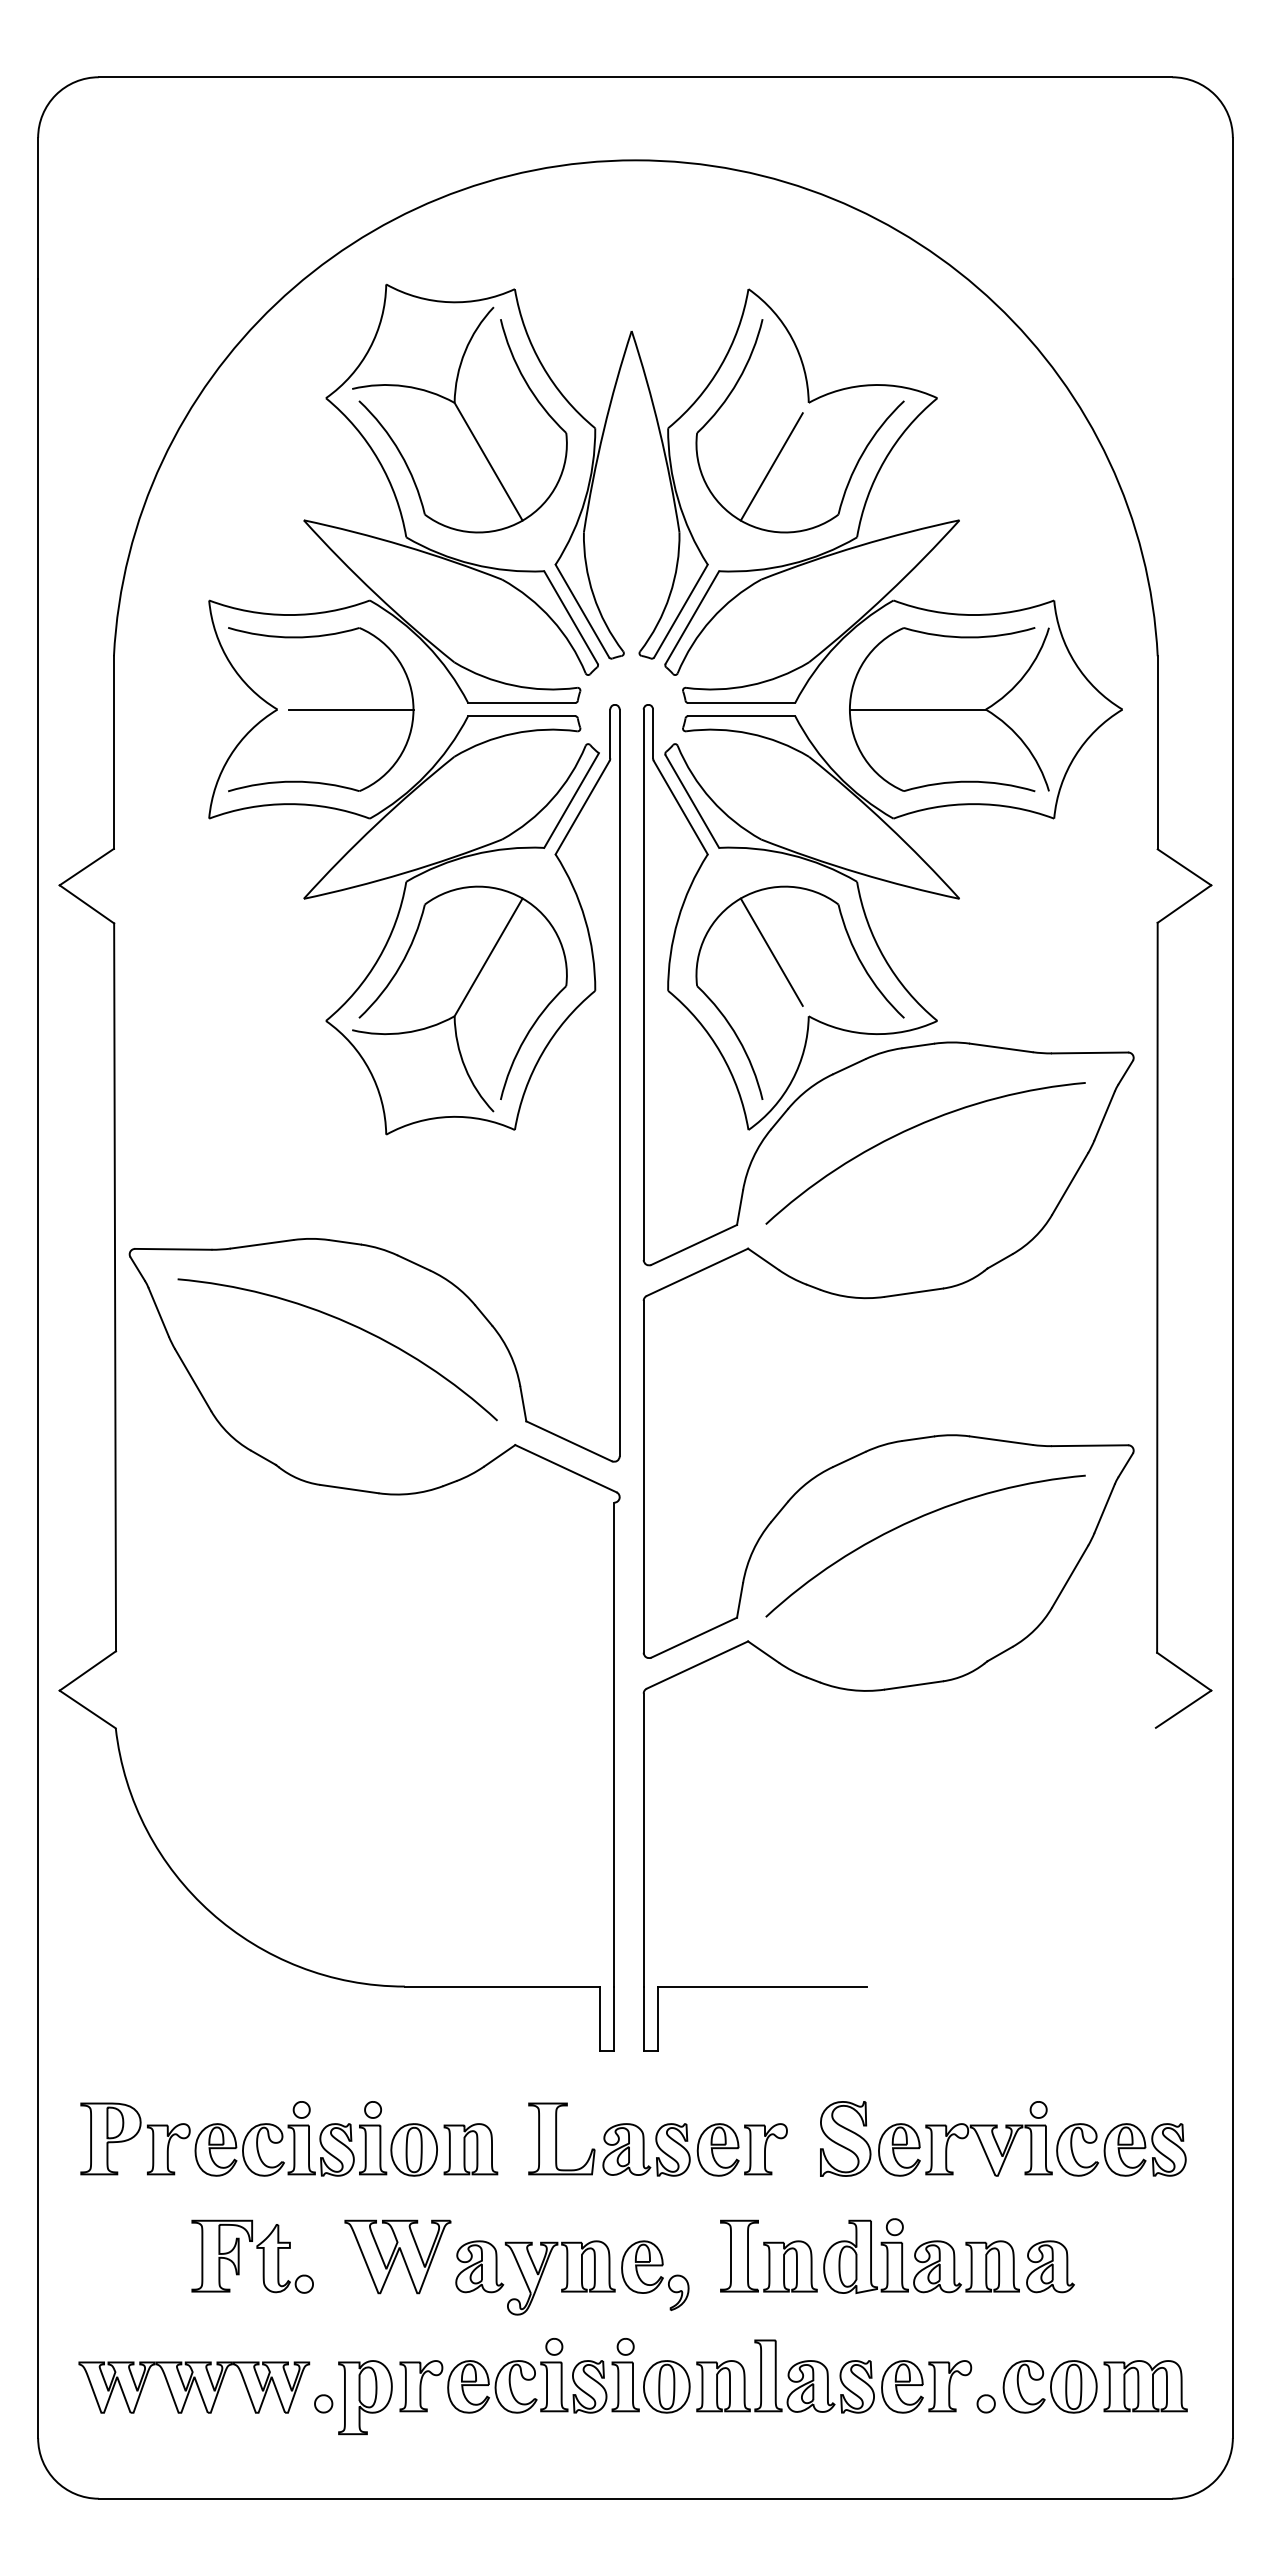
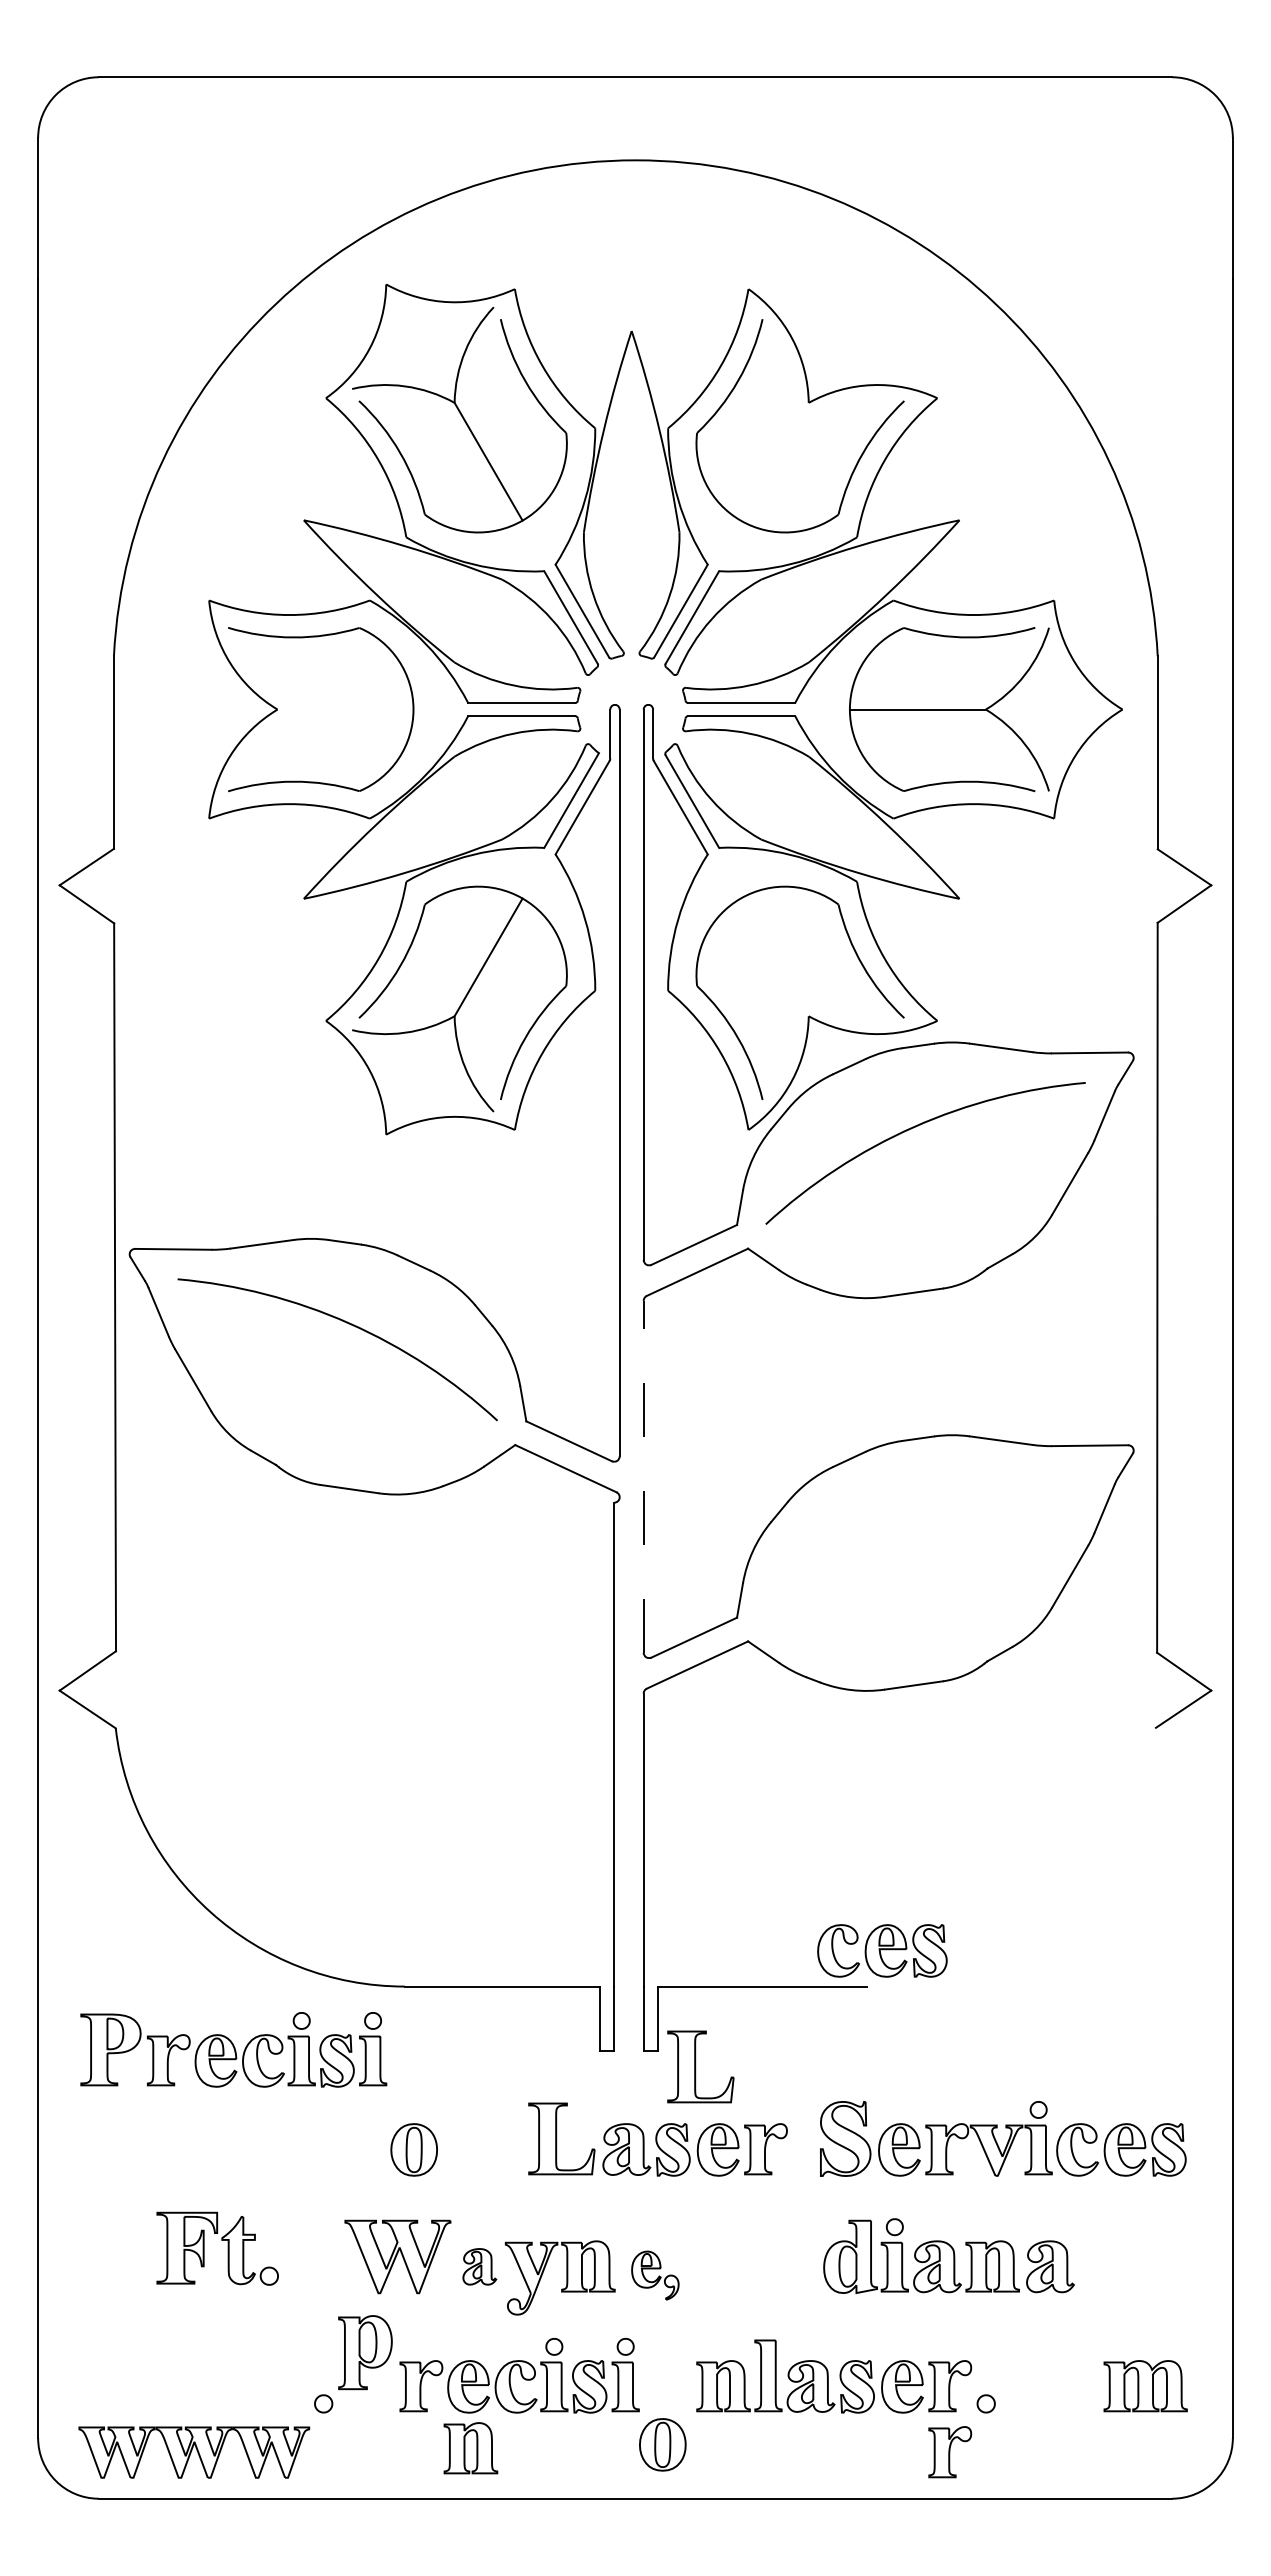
line: present -> none (771, 466)
line: present -> none (351, 709)
line: present -> none (771, 951)
line: solid -> dashed (643, 1476)
arc: present -> none (913, 1521)
part: none -> present (882, 1950)
part: none -> present (700, 2066)
part position: (233, 2138) -> (233, 2049) (233, 2049)
part position: (470, 2149) -> (470, 2448) (470, 2448)
part position: (256, 2248) -> (221, 2240) (221, 2240)
part: present -> none (768, 2255)
part size: 50x54 px -> 36x38 px (479, 2266)
part size: 69x71 px -> 49x51 px (655, 2275)
part position: (666, 2386) -> (662, 2444) (662, 2444)
part: present -> none (1049, 2386)
part position: (194, 2387) -> (194, 2452) (194, 2452)
part position: (365, 2397) -> (365, 2352) (365, 2352)
part: none -> present (950, 2452)
